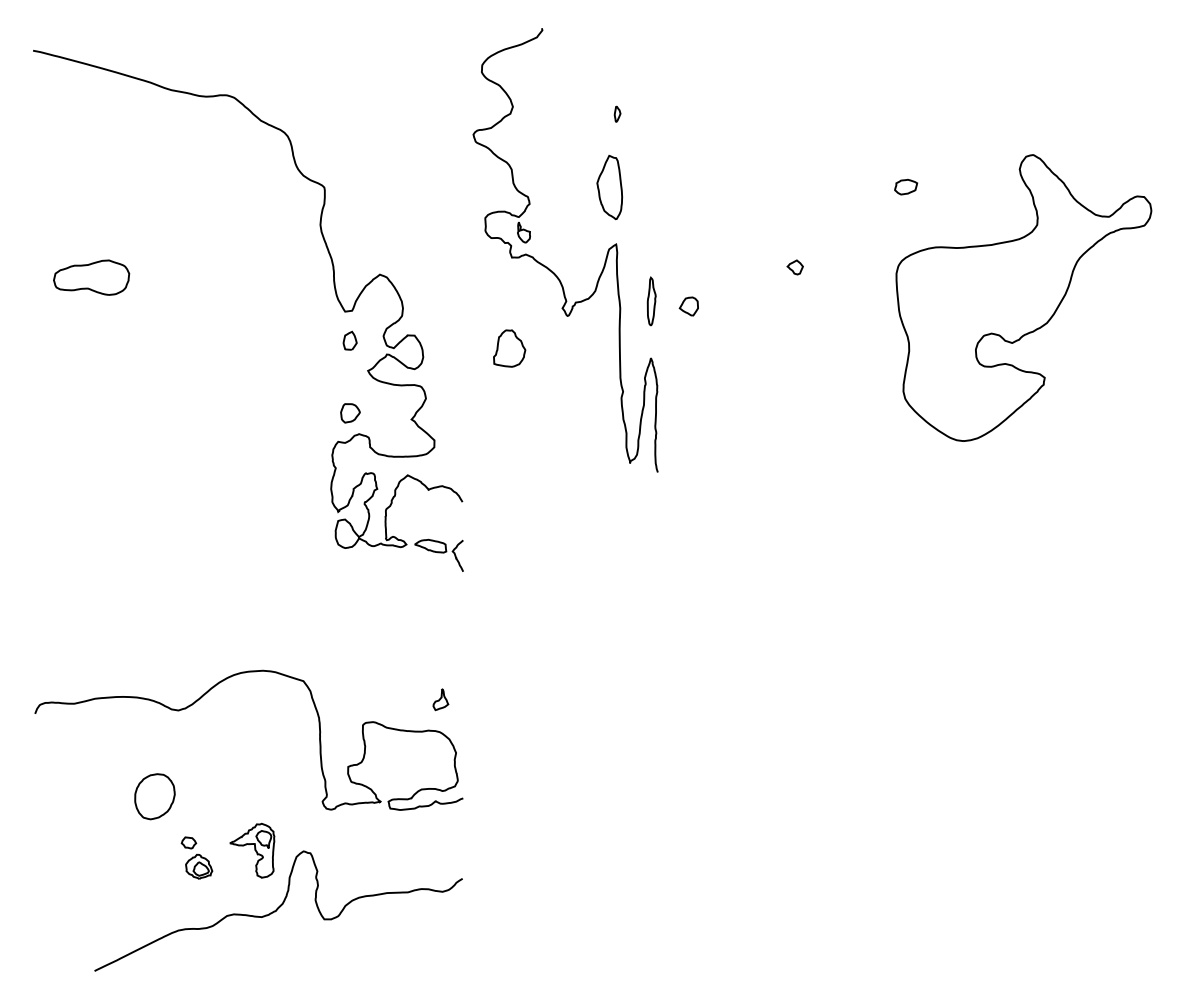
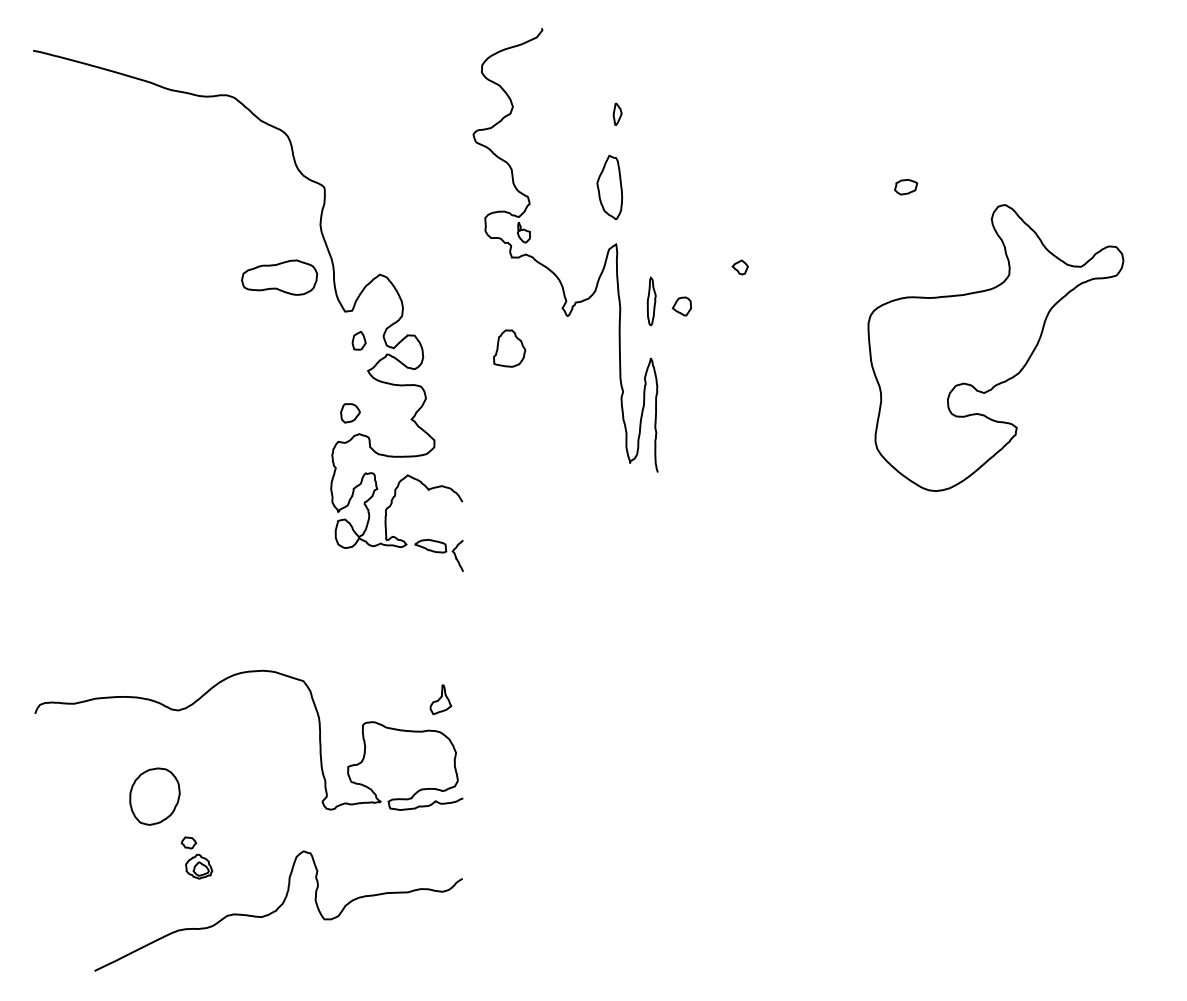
part size: 9x18 px -> 11x24 px (617, 113)
part position: (794, 267) -> (739, 267) (739, 267)
part position: (91, 277) -> (279, 277) (279, 277)
part position: (1023, 297) -> (995, 347) (995, 347)
part position: (688, 306) -> (681, 306) (681, 306)
part position: (349, 340) -> (358, 340) (358, 340)
part size: 18x24 px -> 24x32 px (440, 699)
part size: 42x48 px -> 52x59 px (154, 796)
part: present -> none (252, 850)
